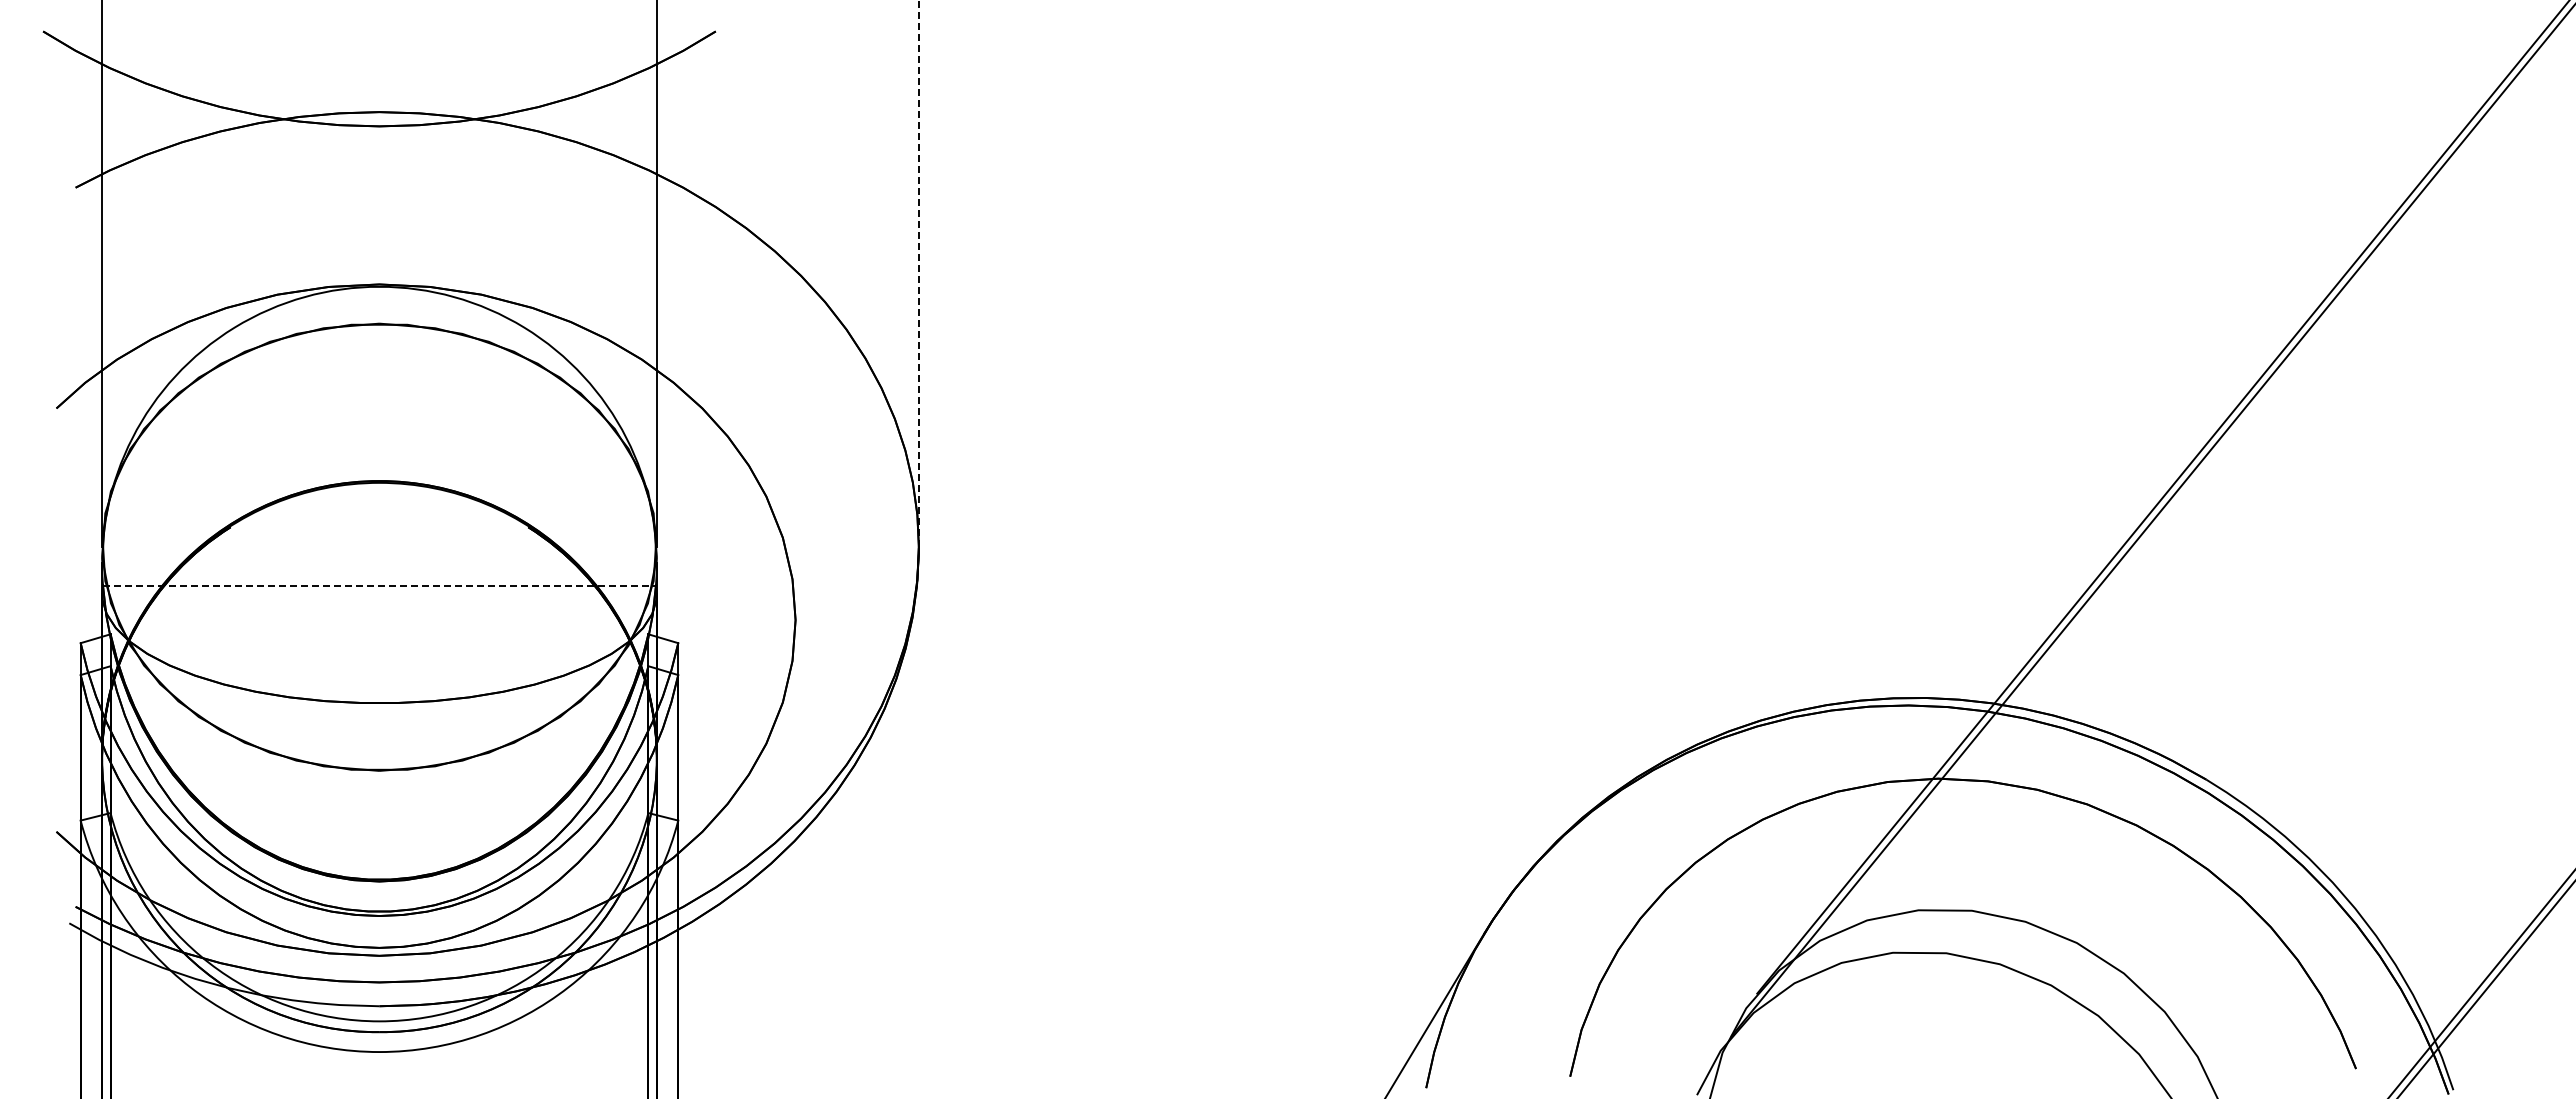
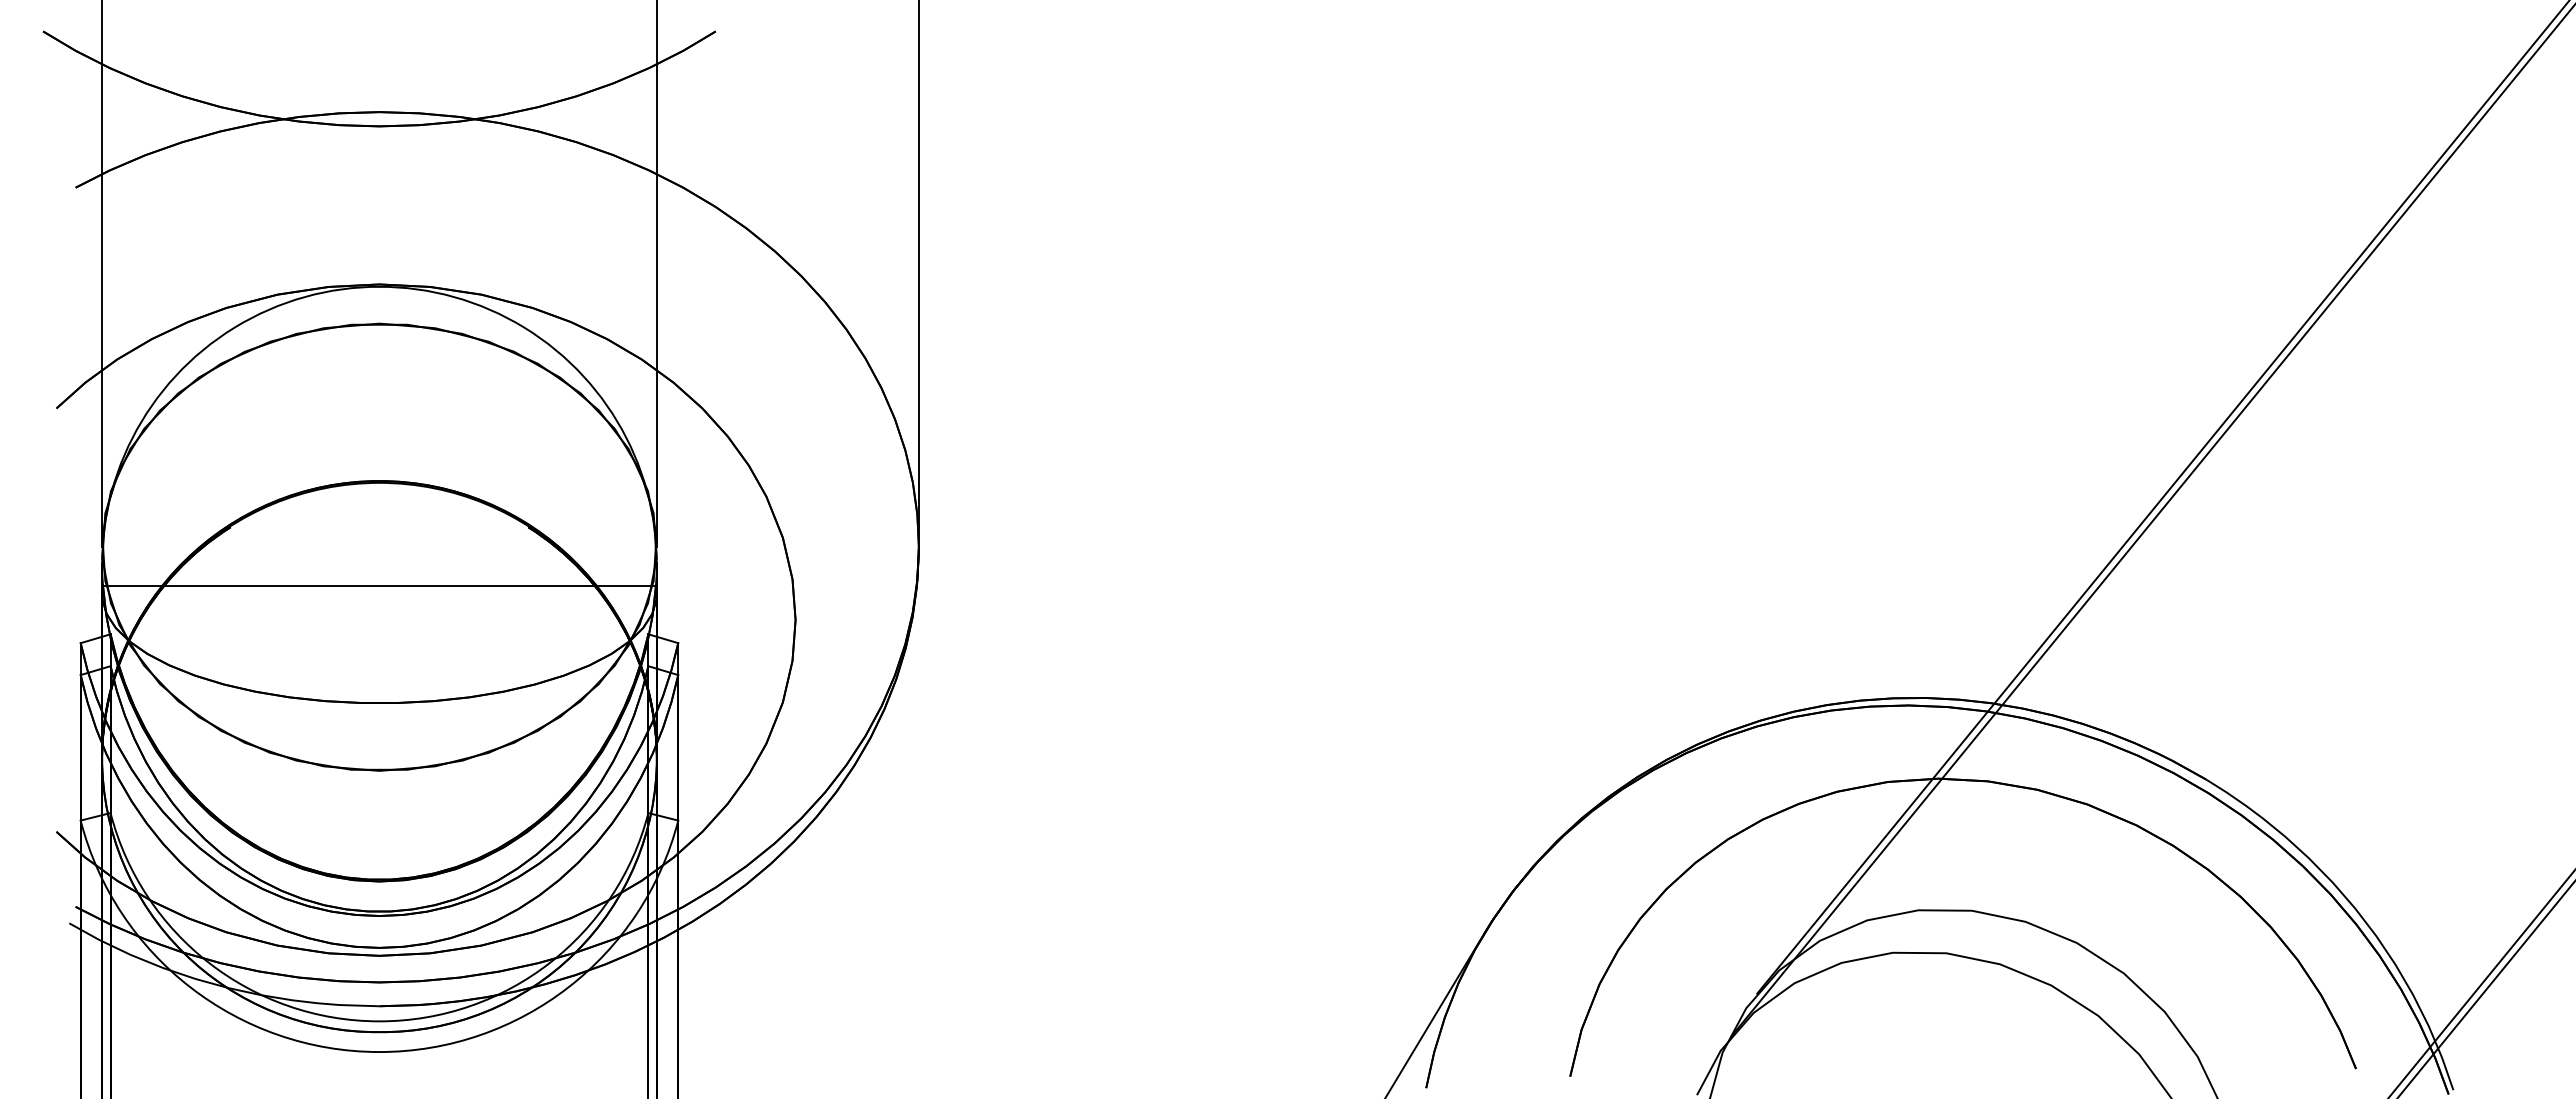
line: dashed -> solid (918, 273)
line: dashed -> solid (379, 585)
